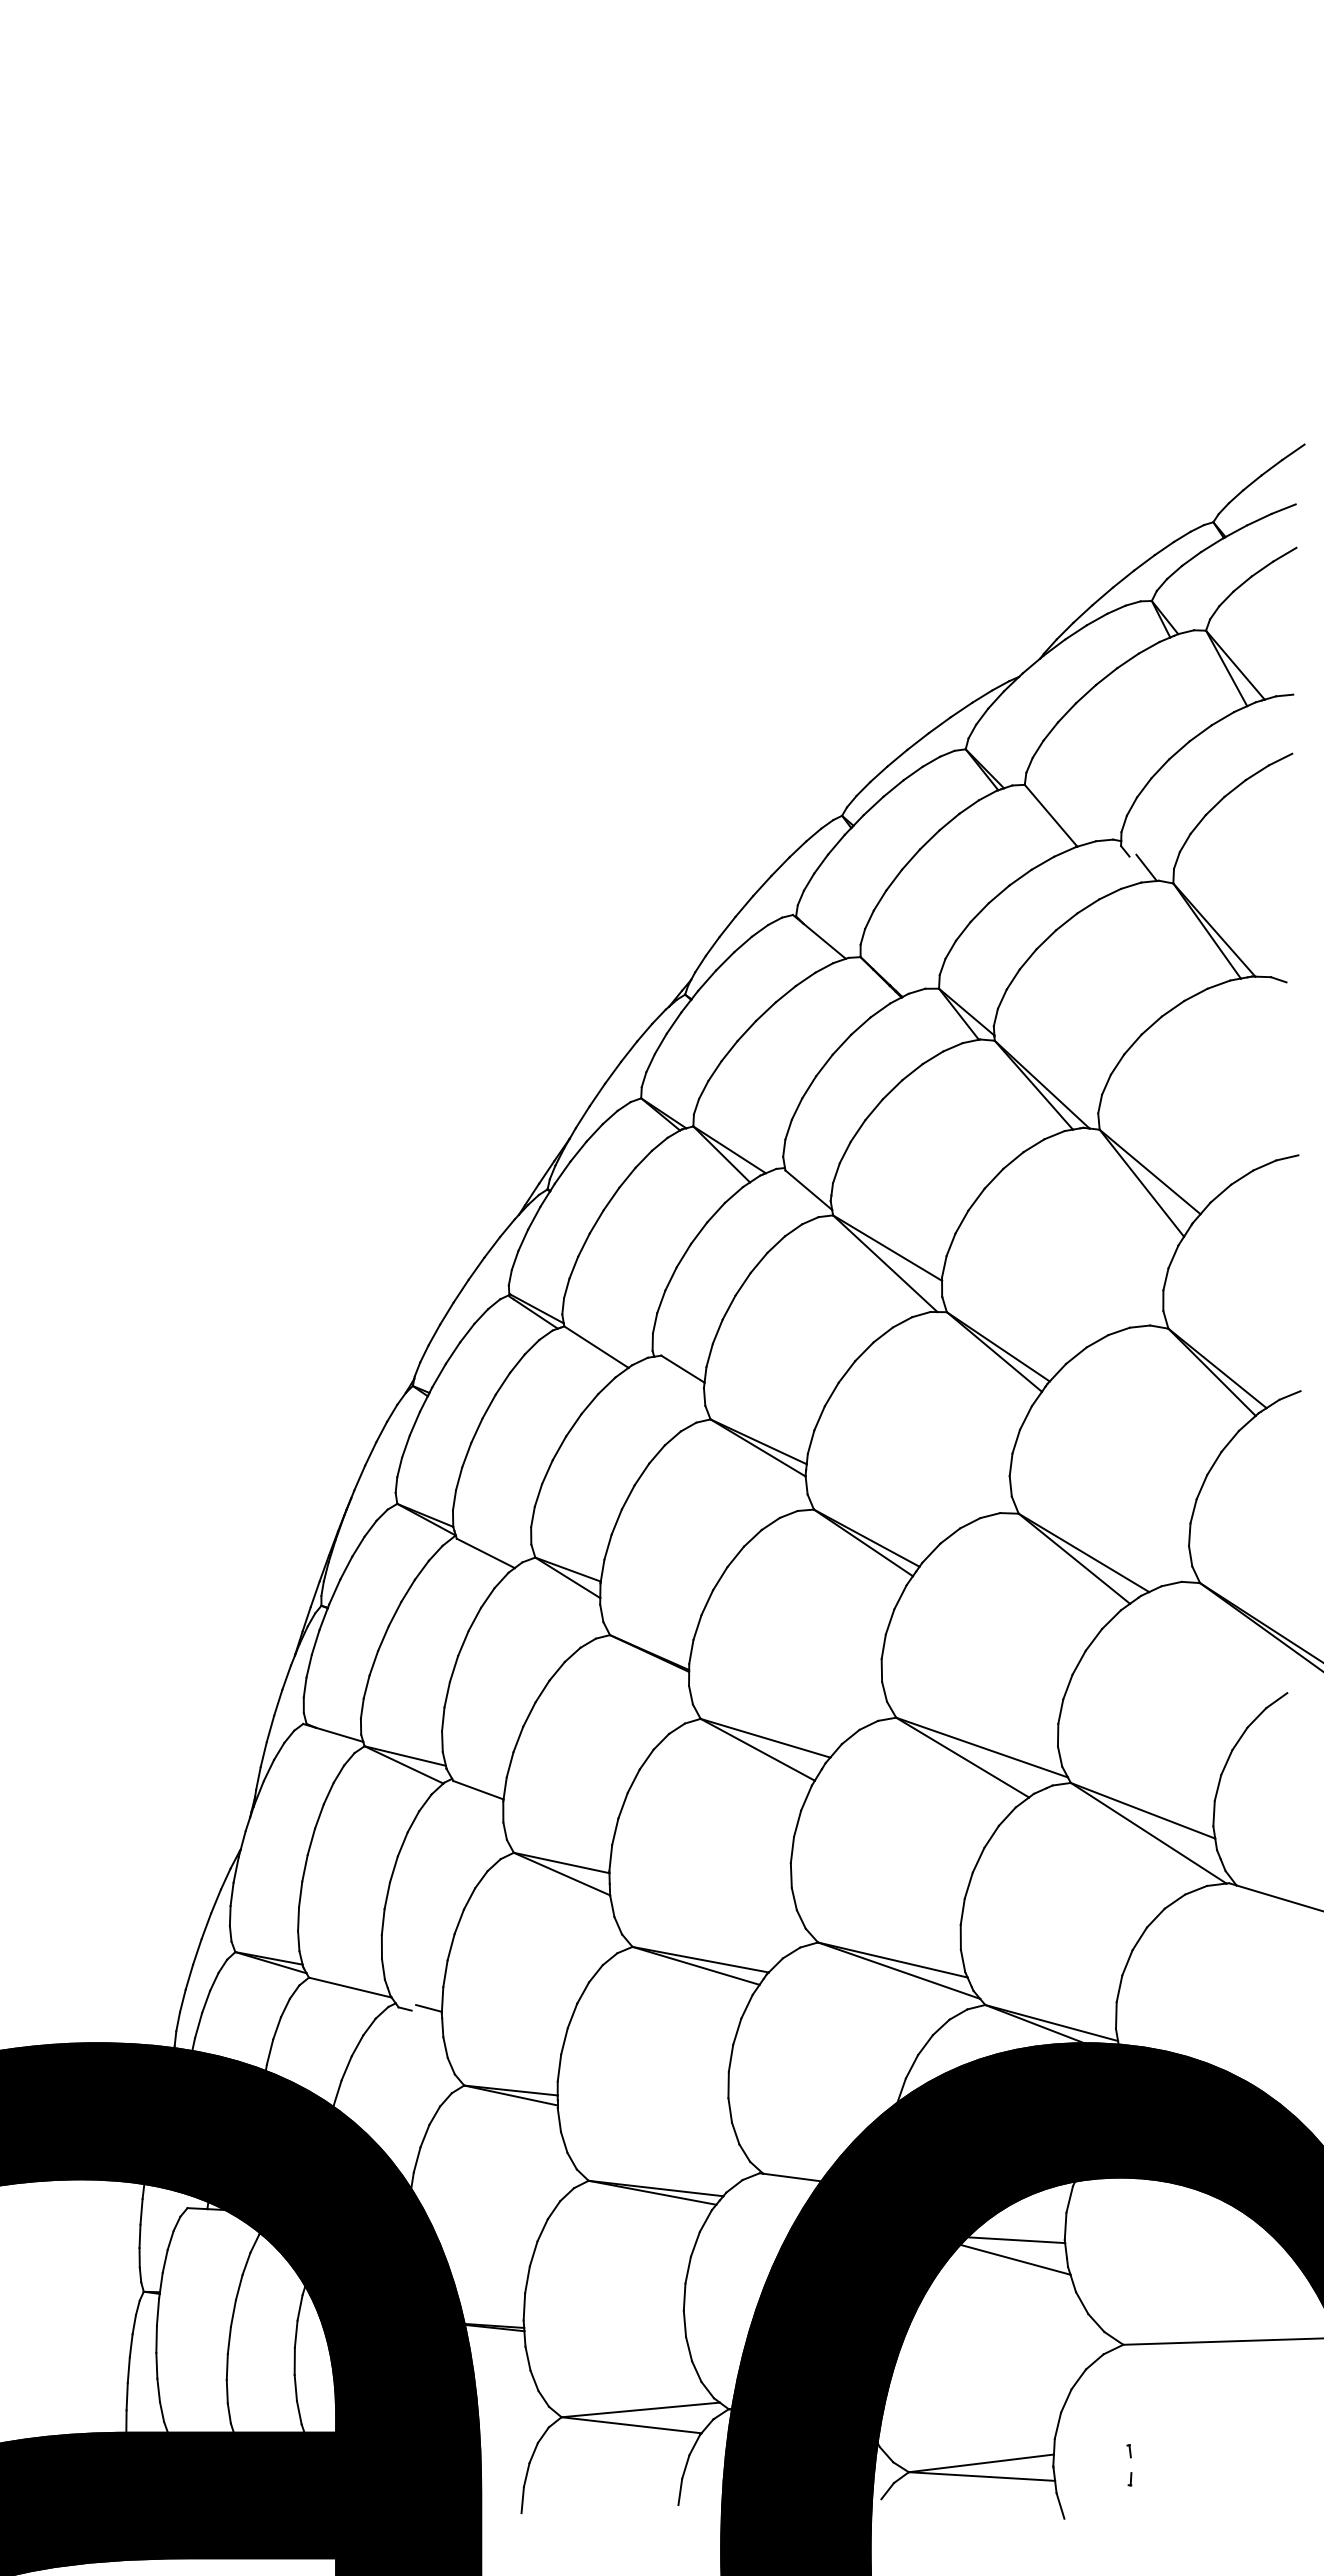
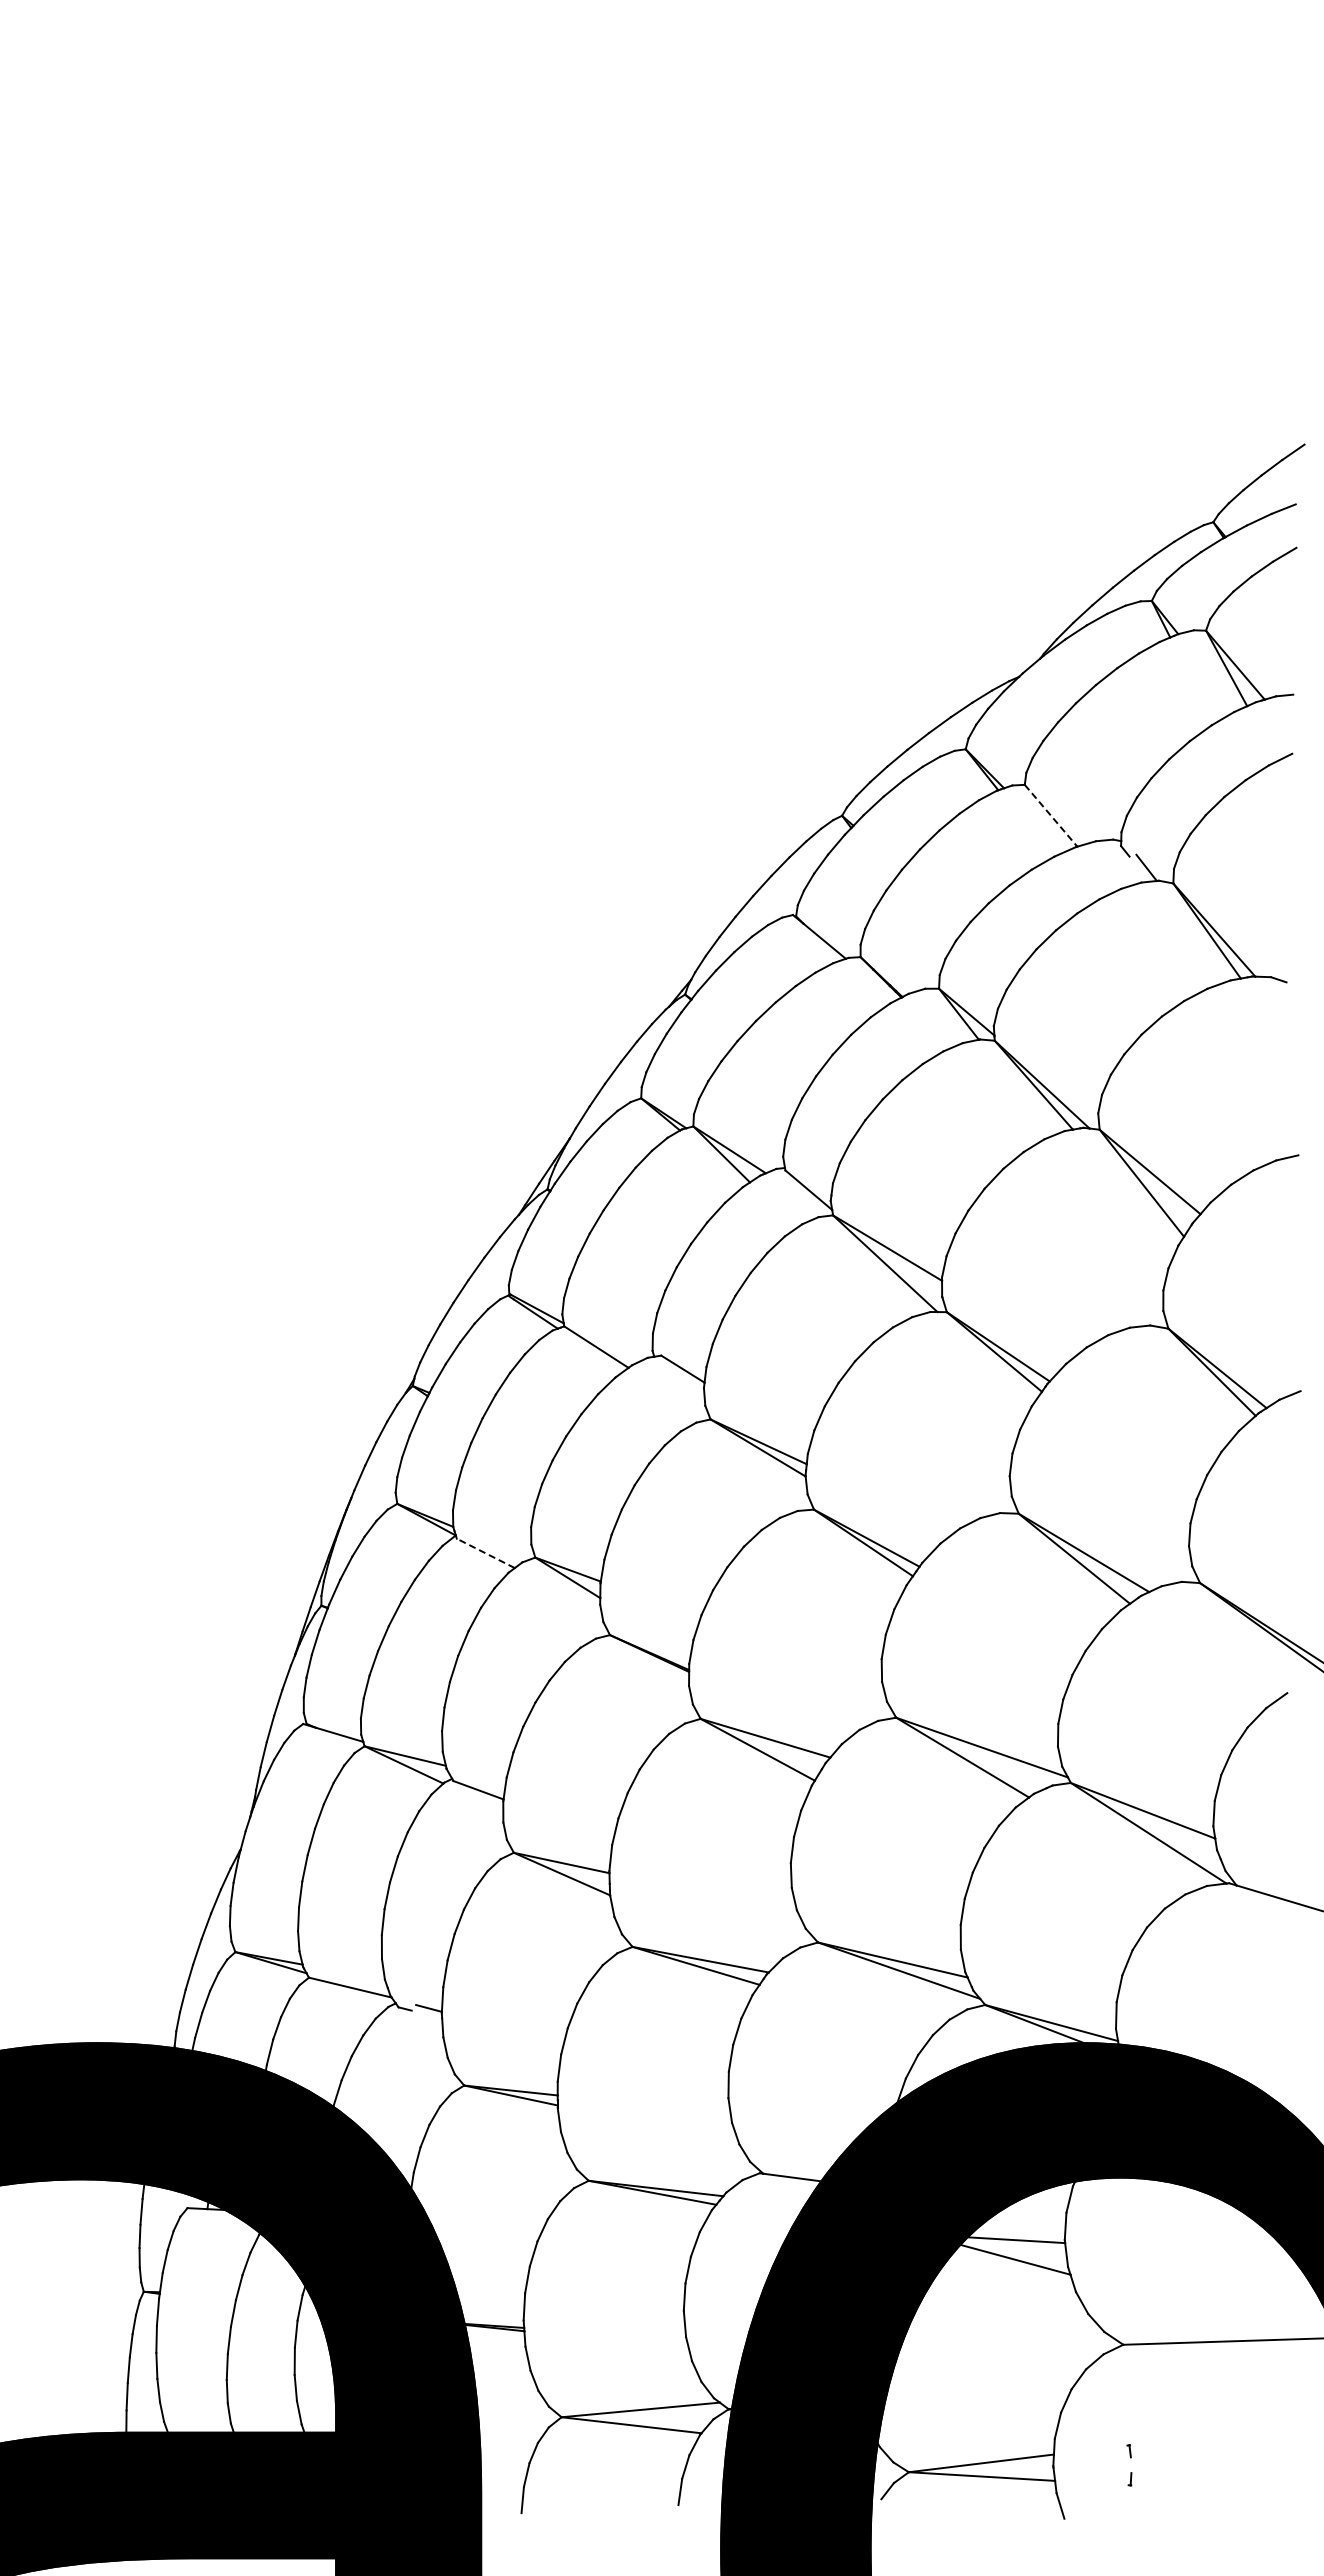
line: solid -> dashed (1051, 815)
line: solid -> dashed (485, 1553)
